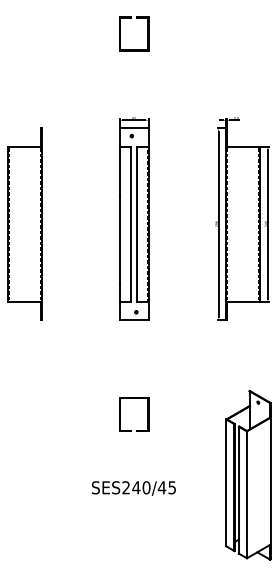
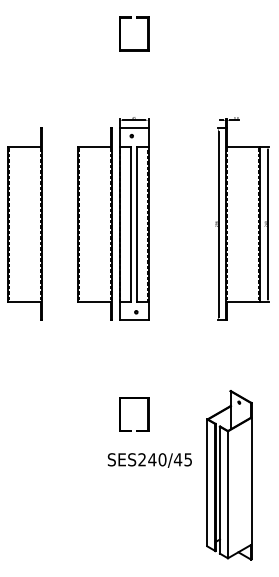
part: none -> present (94, 223)
part position: (248, 475) -> (229, 475) (229, 475)
text position: (133, 488) -> (149, 460) (149, 460)
